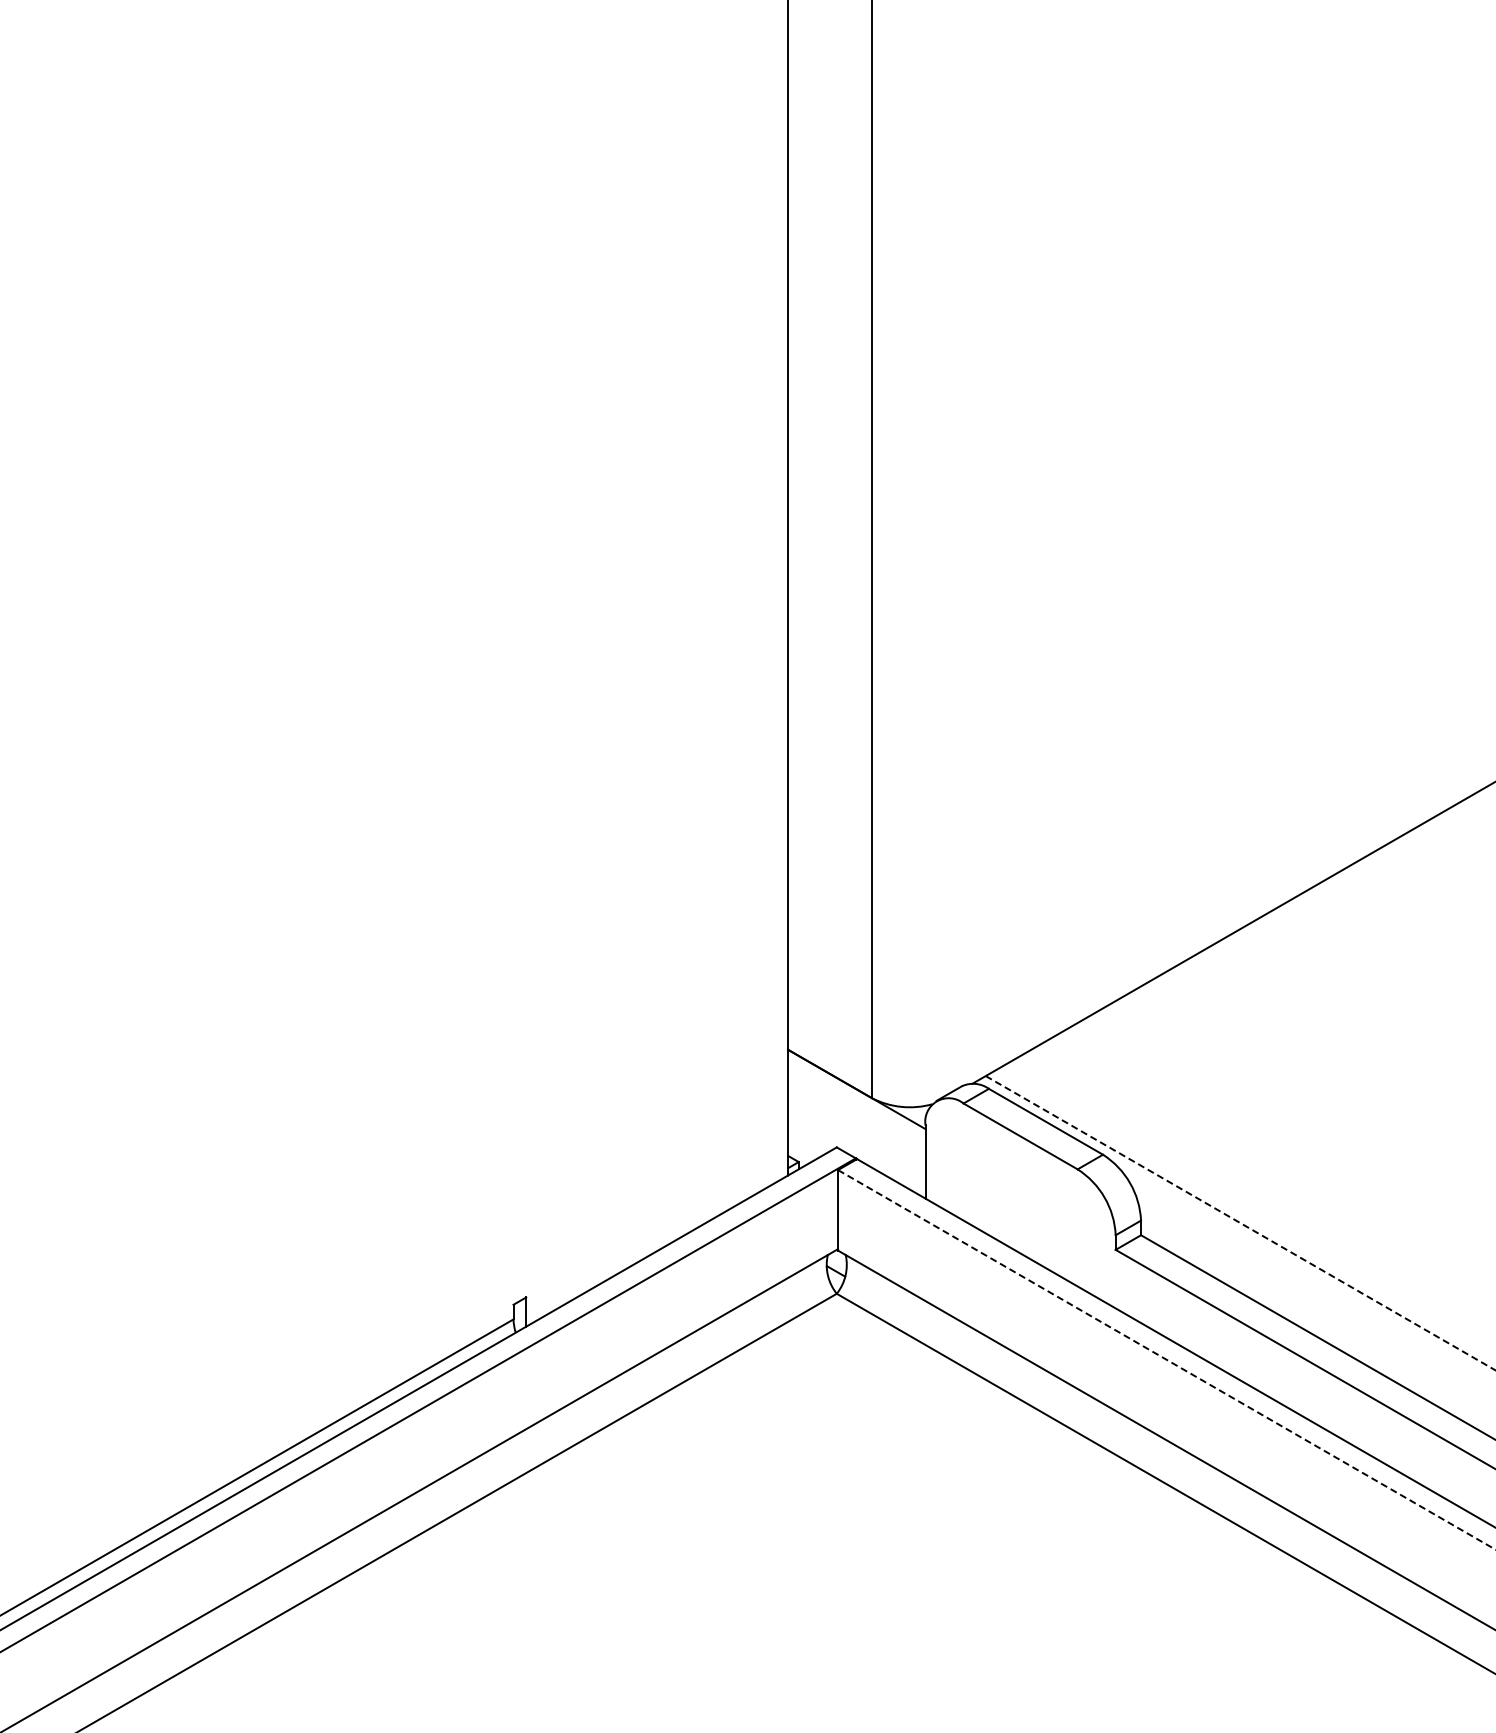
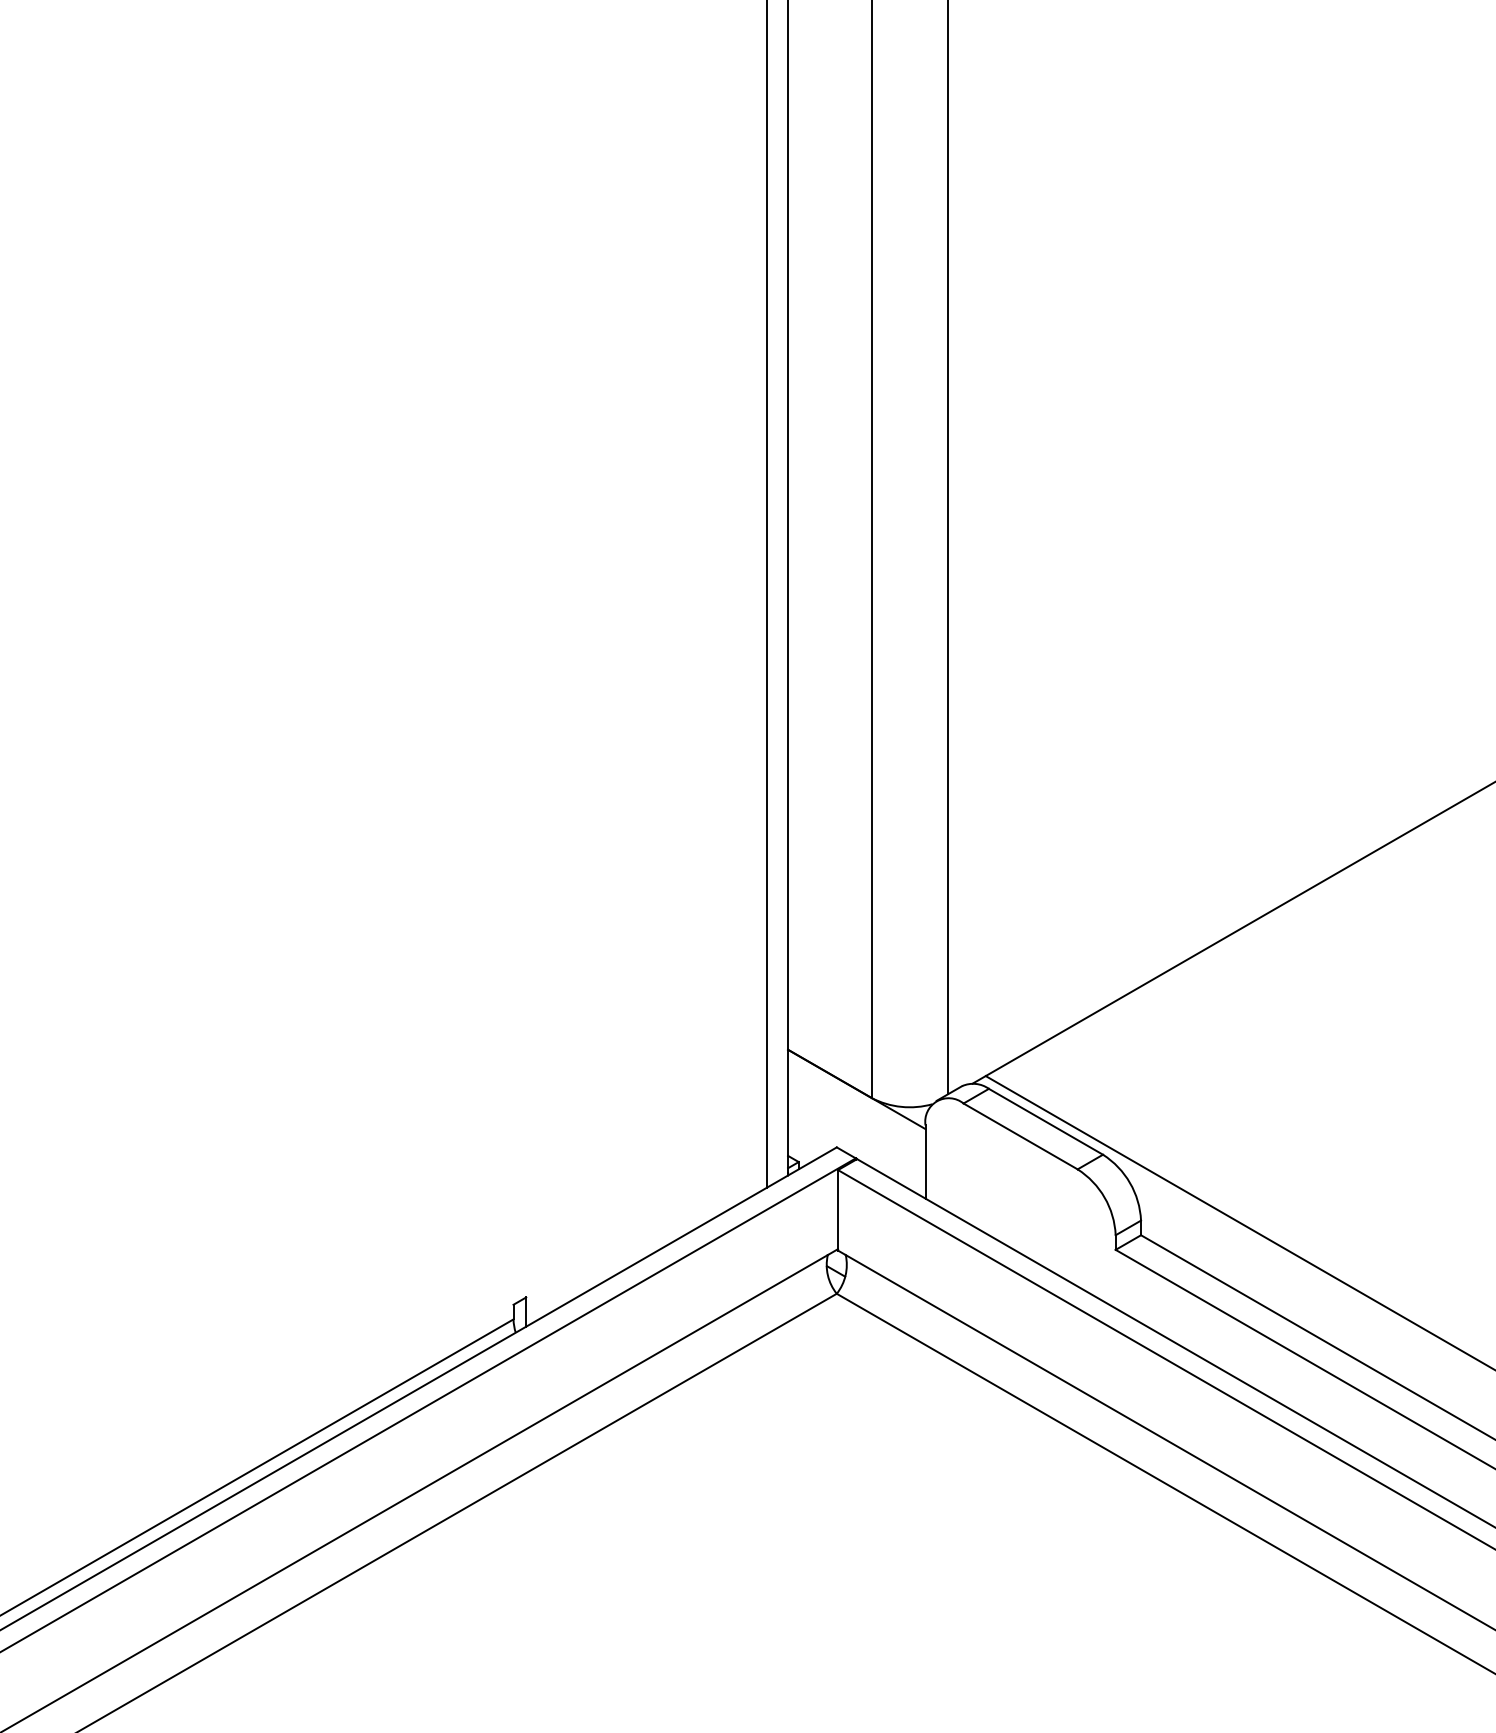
line: none -> present (947, 548)
line: none -> present (767, 594)
line: dashed -> solid (1241, 1223)
line: dashed -> solid (1167, 1360)
